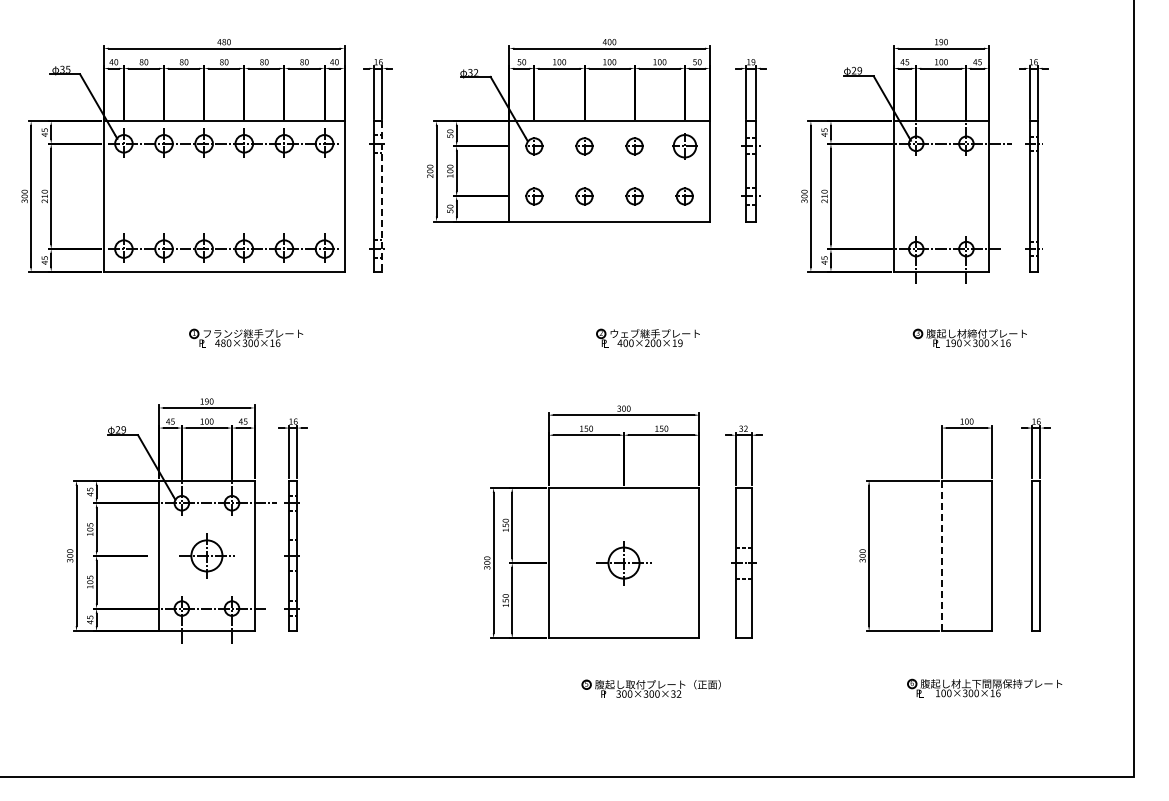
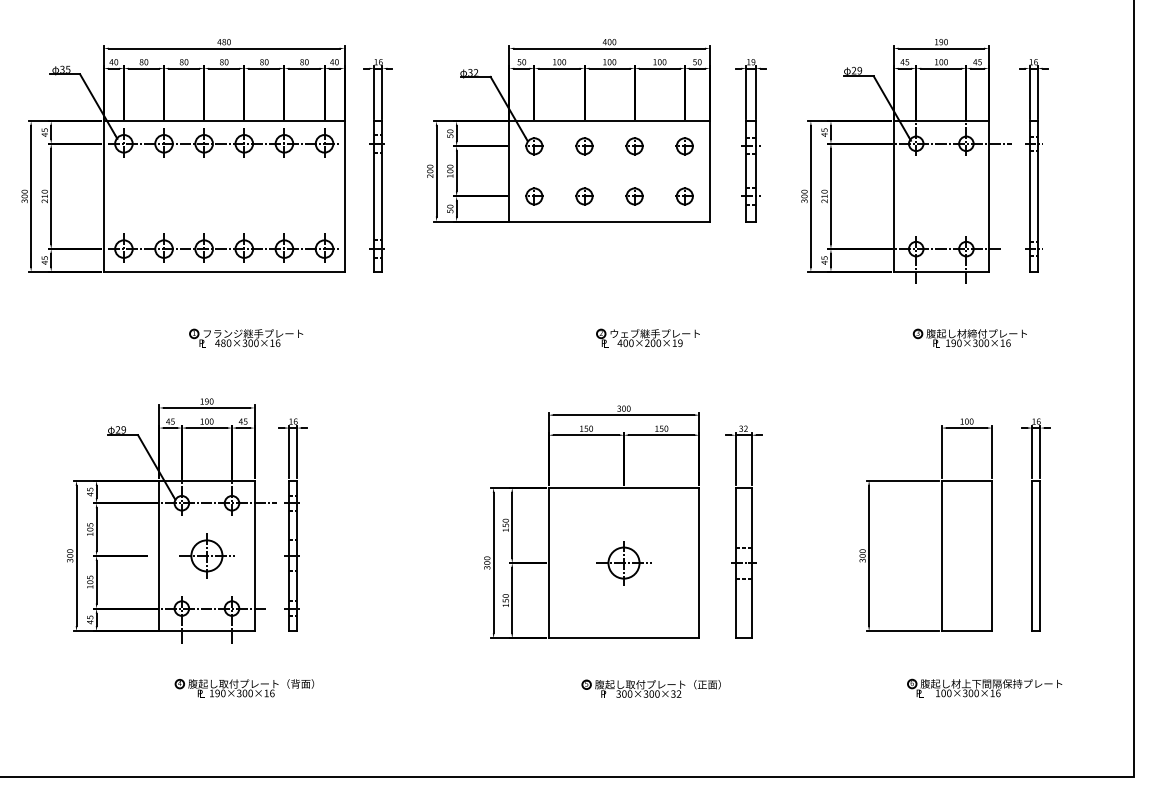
part size: 26x27 px -> 19x19 px (684, 146)
line: dashed -> solid (382, 196)
line: dashed -> solid (941, 556)
part: none -> present (244, 688)
